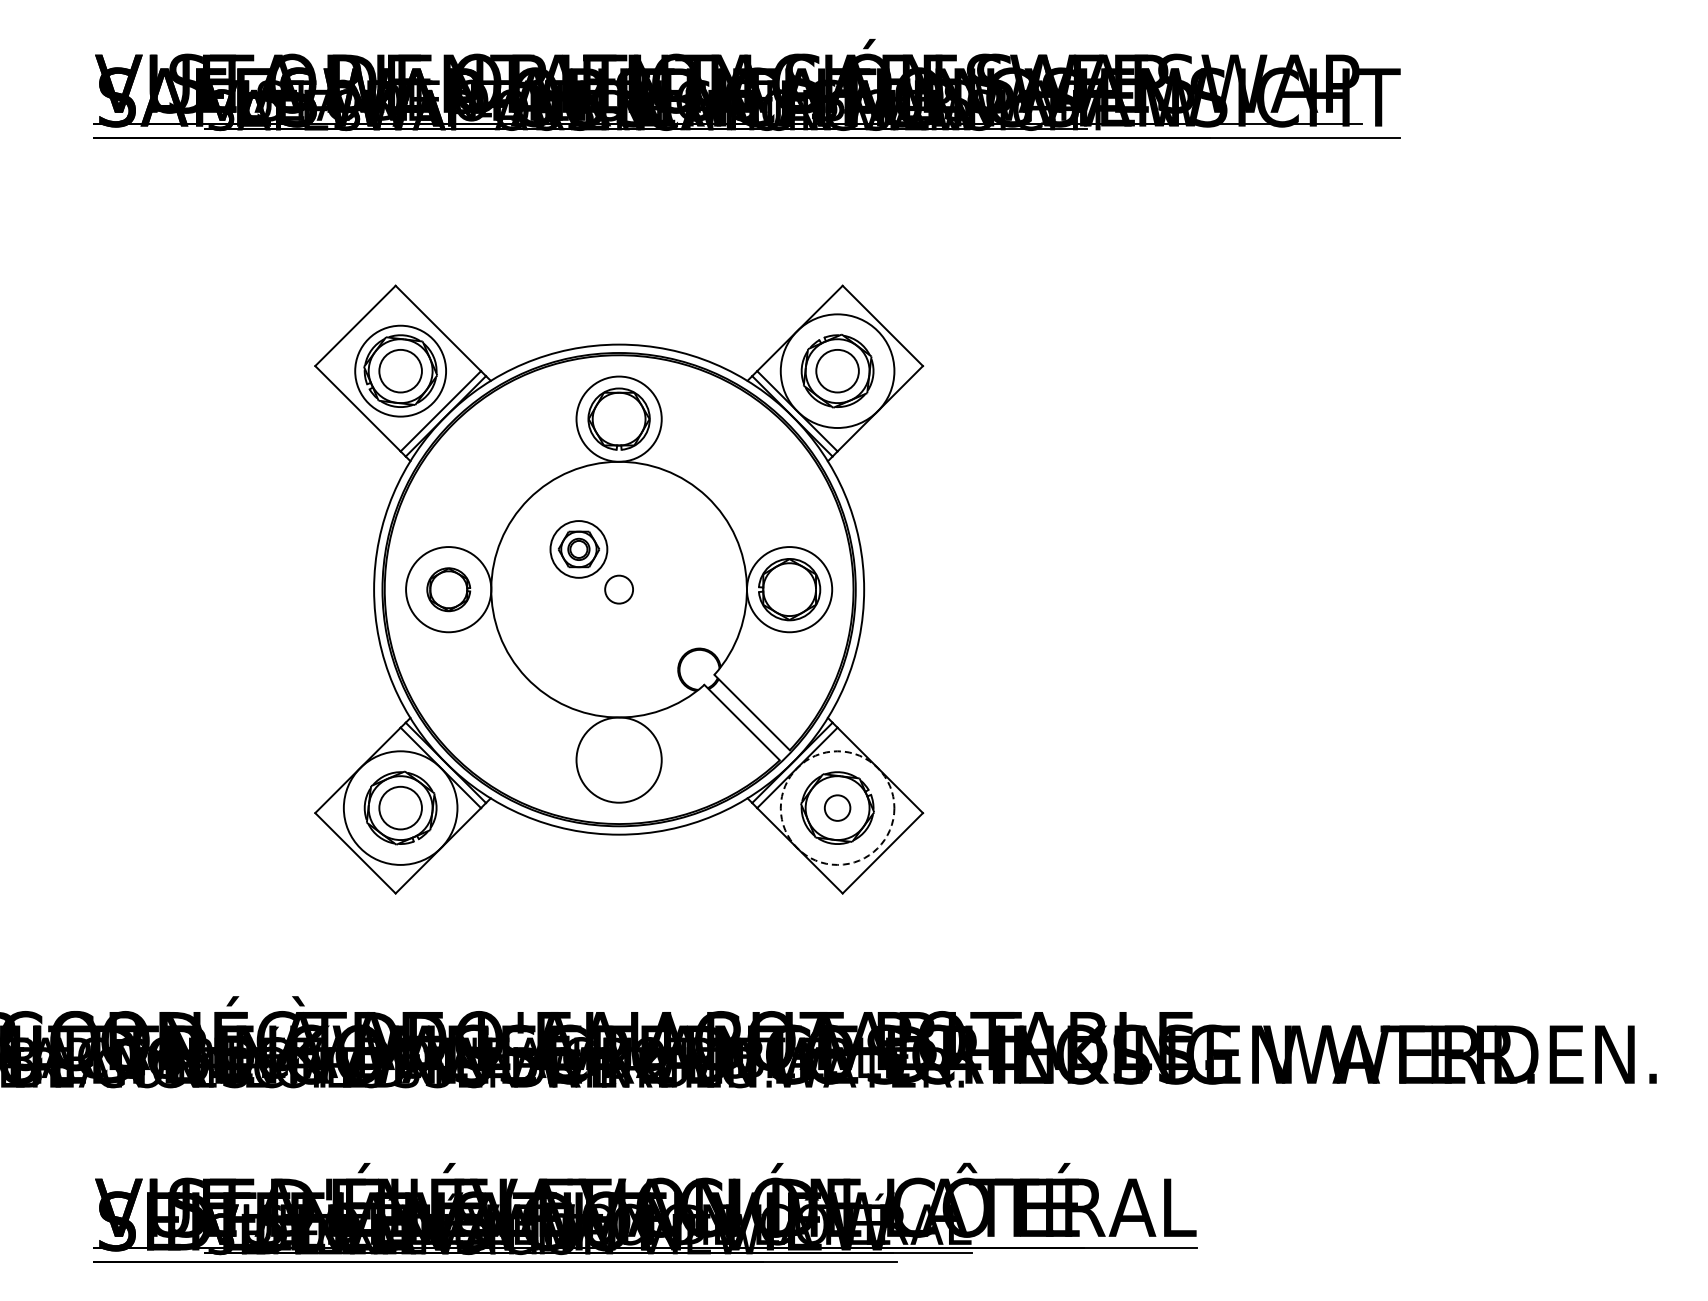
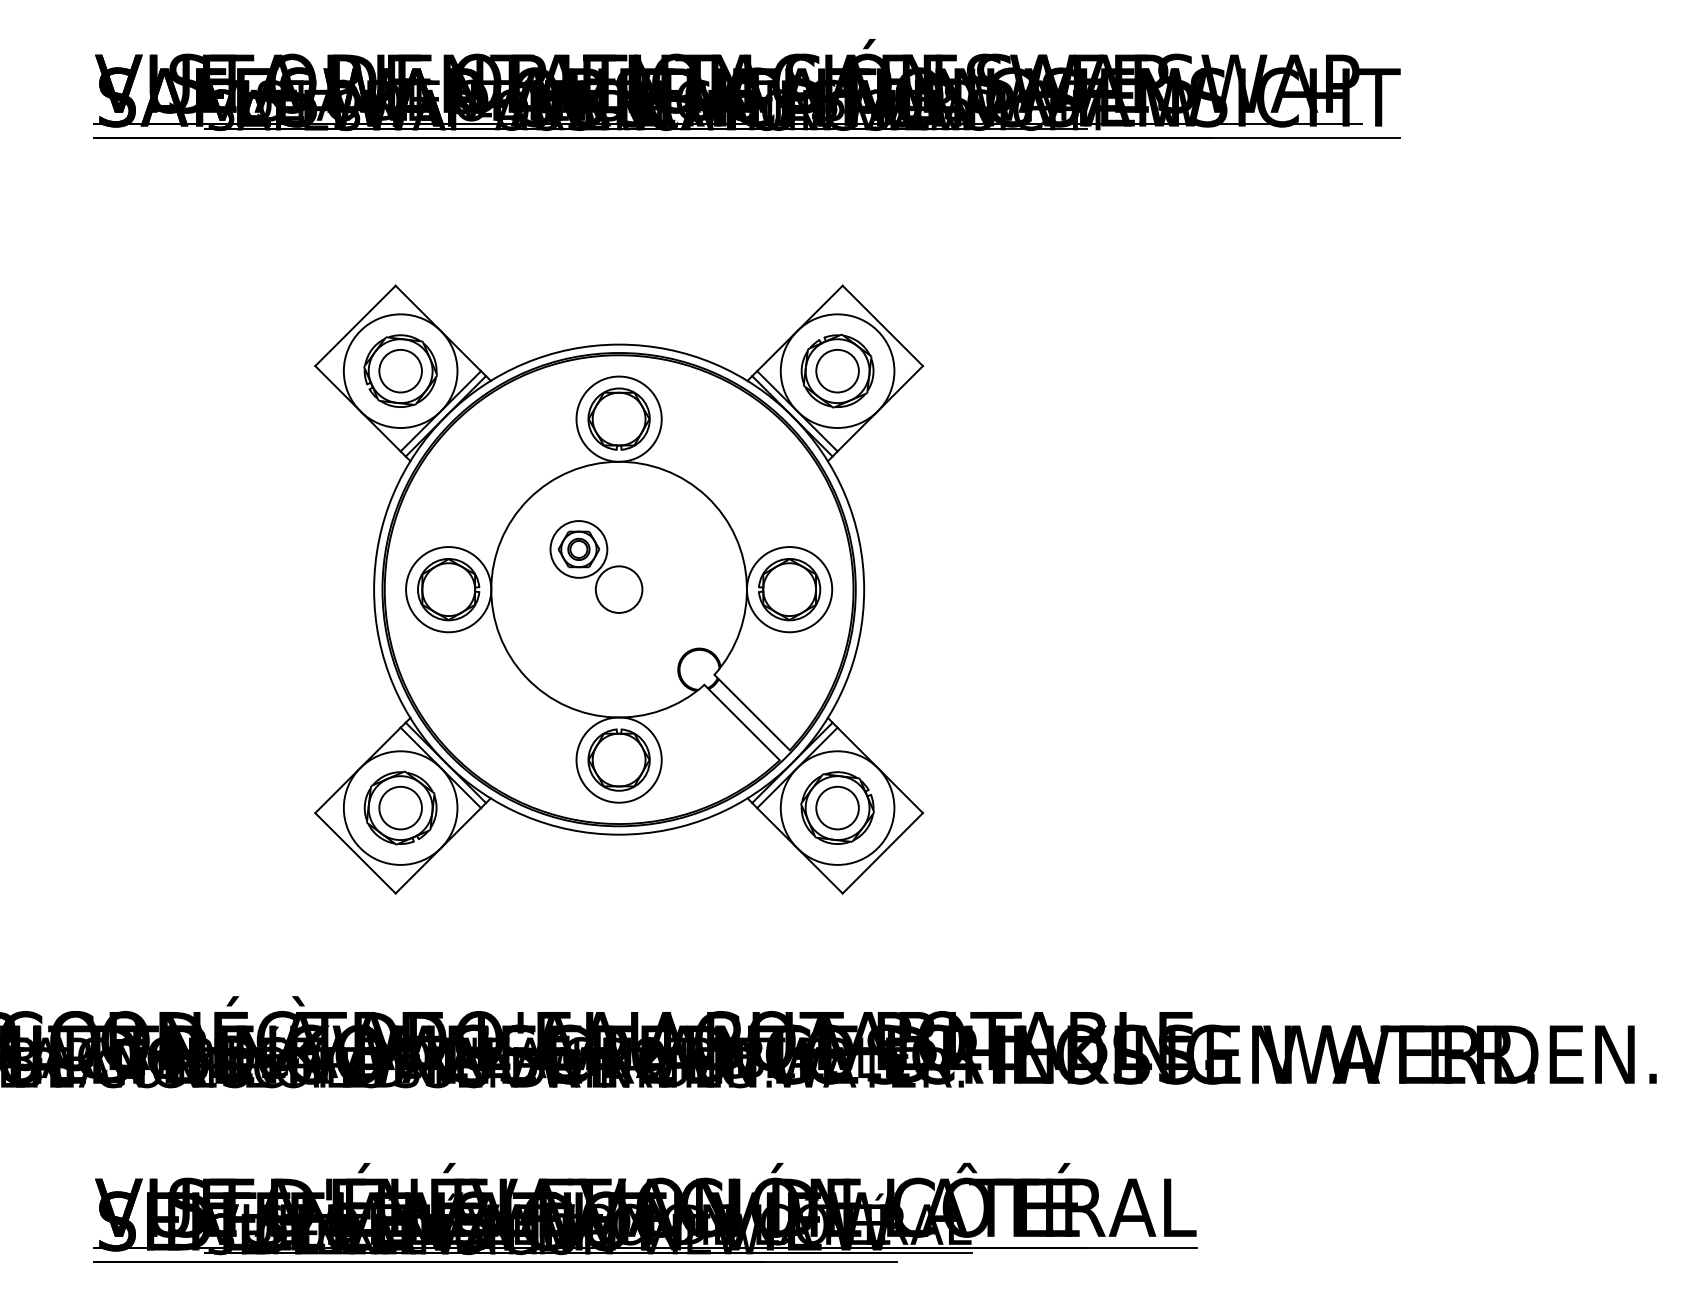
circle diameter: 91 px -> 114 px (400, 371)
part size: 46x46 px -> 64x64 px (448, 589)
circle diameter: 28 px -> 47 px (618, 589)
part: none -> present (618, 759)
circle diameter: 26 px -> 43 px (837, 807)
circle: dashed -> solid (837, 807)
